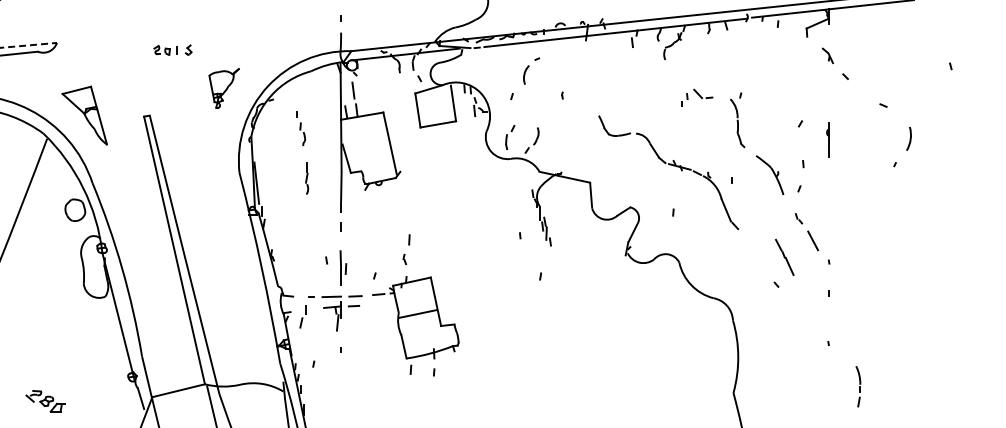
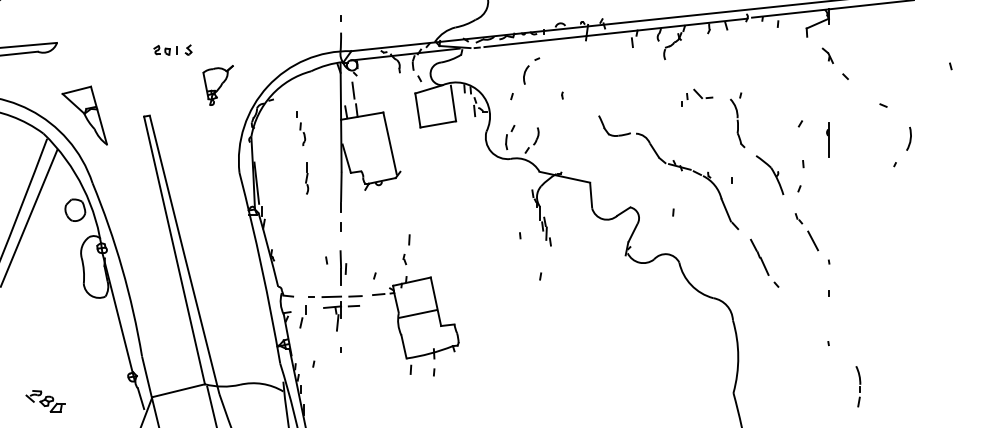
line: dashed -> solid (29, 45)
part position: (223, 88) -> (217, 85) (217, 85)
line: none -> present (29, 216)
line position: (784, 256) -> (759, 256) (759, 256)
